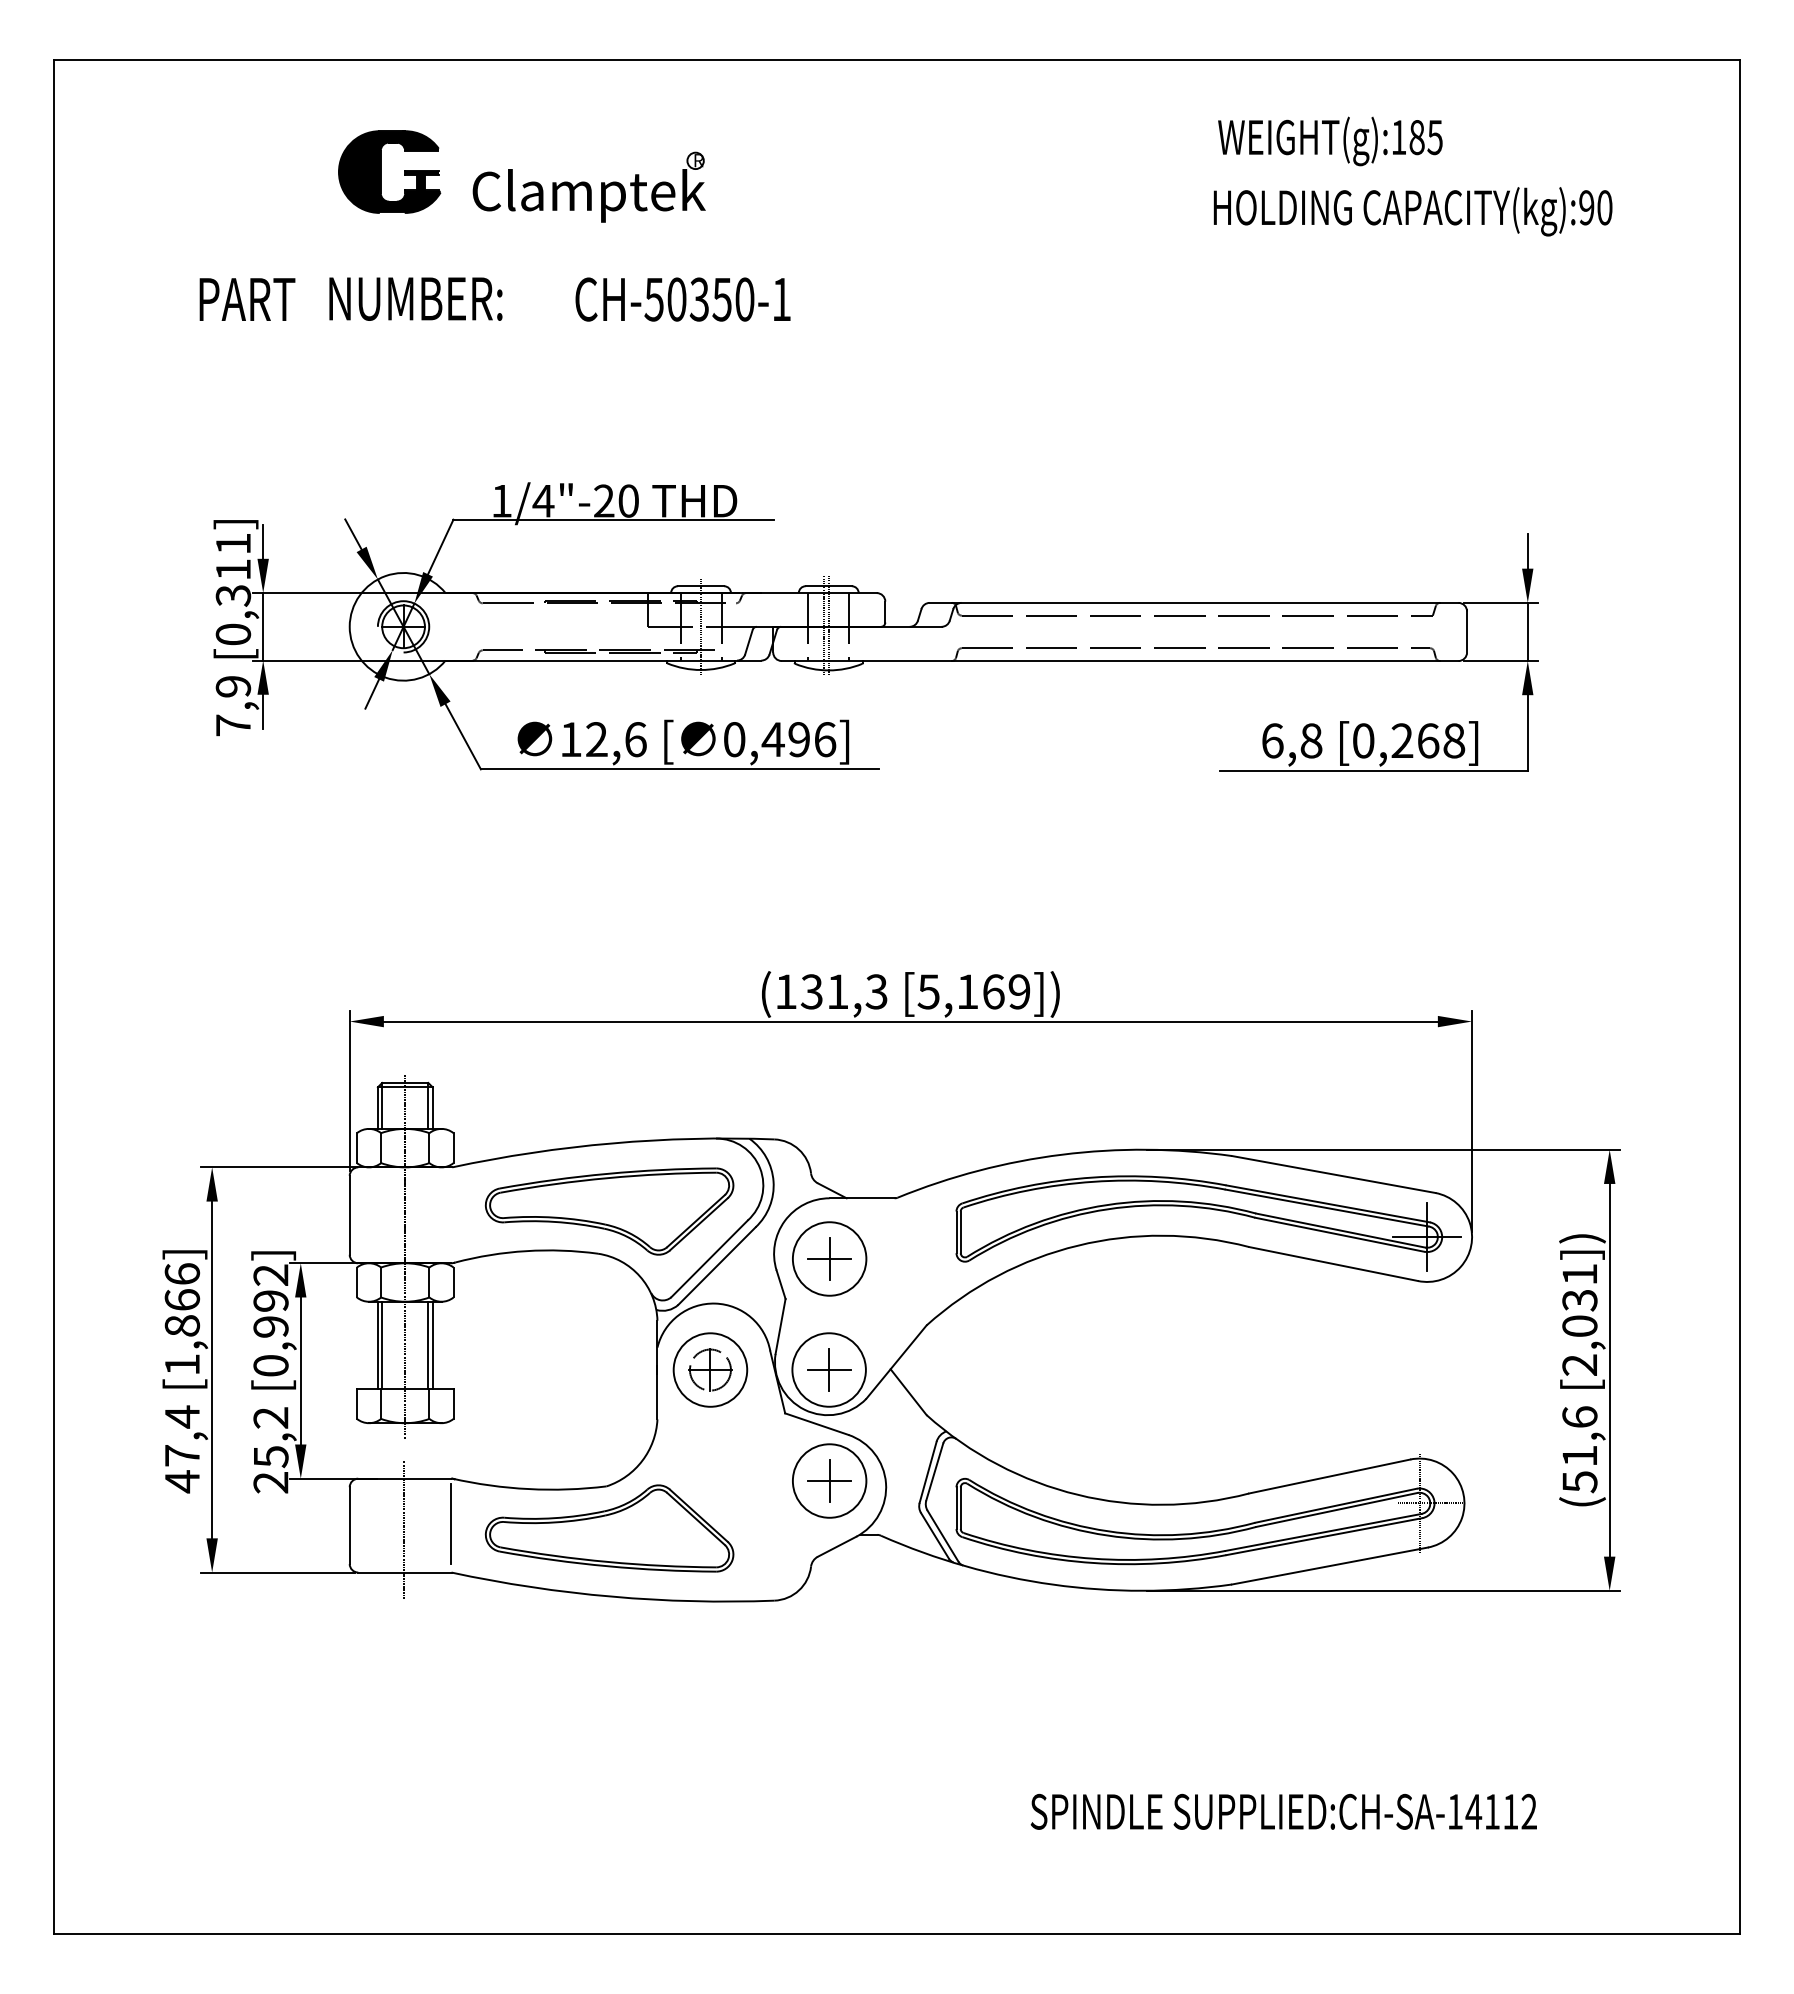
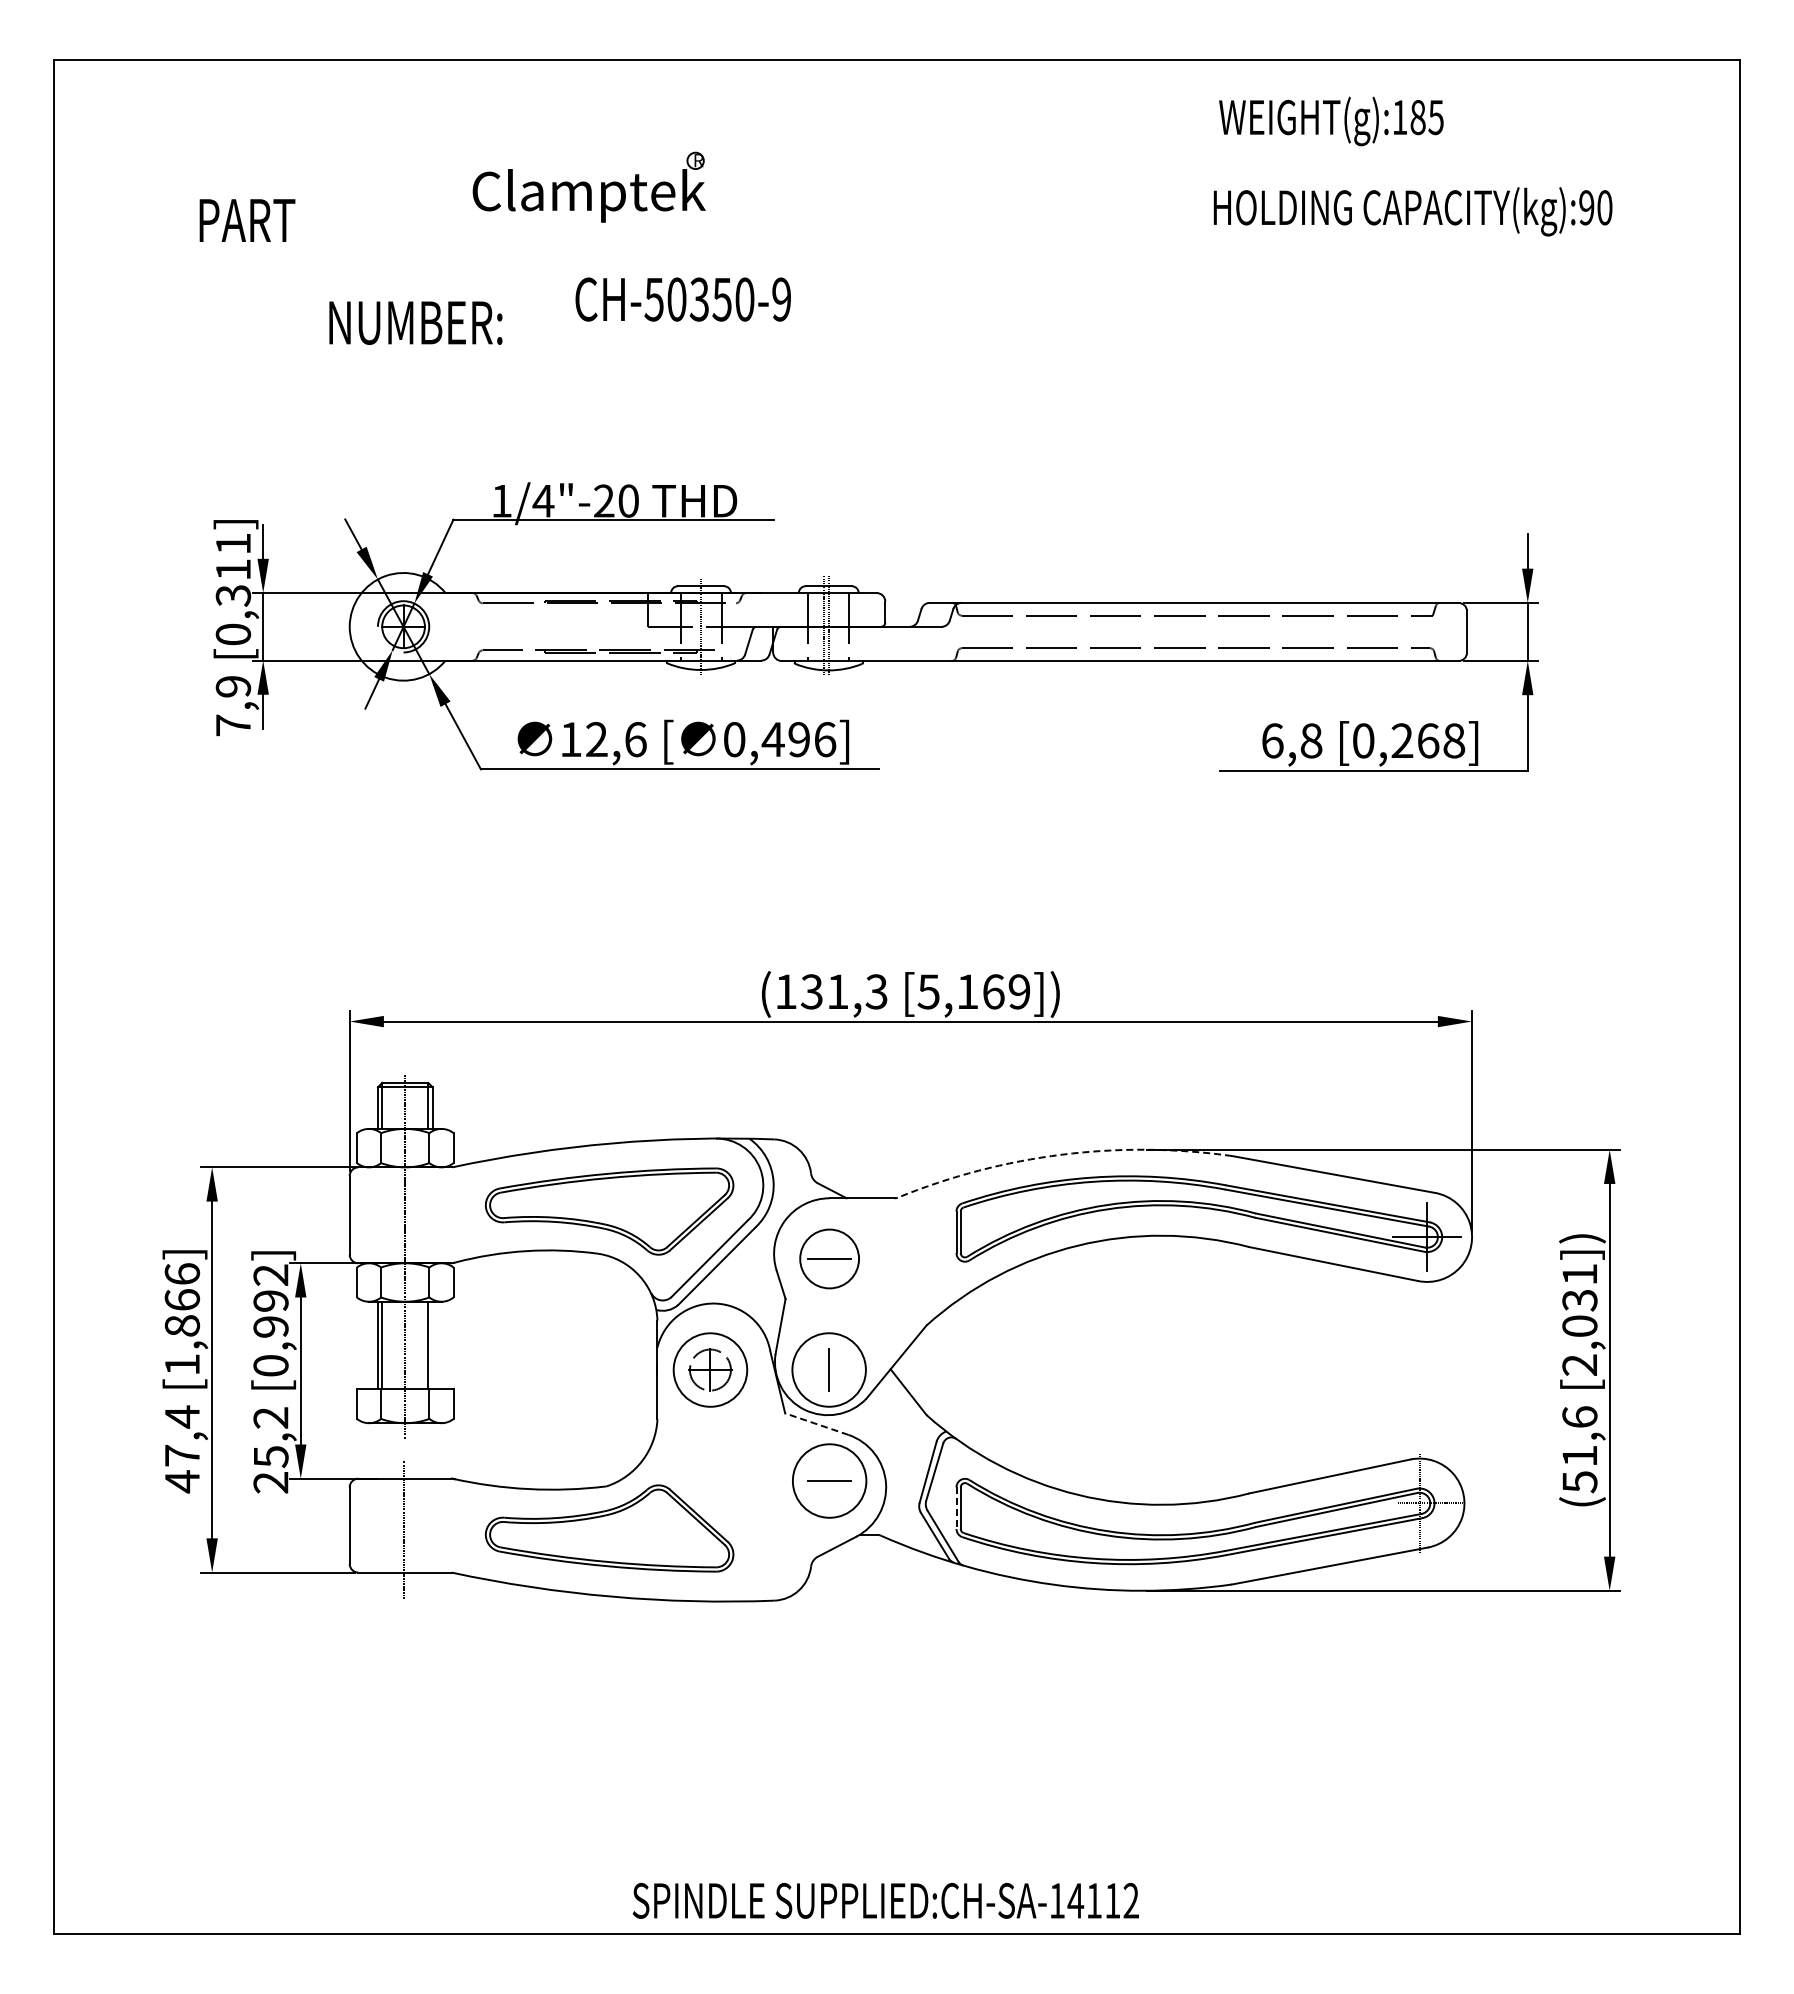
text position: (1330, 141) -> (1331, 121) (1331, 121)
part: present -> none (381, 171)
text position: (415, 298) -> (415, 322) (415, 322)
text position: (247, 299) -> (247, 220) (247, 220)
text: CH-50350-1 -> CH-50350-9 (781, 299)
arc: solid -> dashed (1062, 1154)
circle diameter: 74 px -> 59 px (829, 1258)
line: present -> none (829, 1258)
line: present -> none (432, 1345)
line: present -> none (828, 1370)
line: solid -> dashed (816, 1423)
line: present -> none (829, 1480)
line: solid -> dashed (956, 1508)
line: present -> none (450, 1523)
text position: (1283, 1811) -> (885, 1900) (885, 1900)
